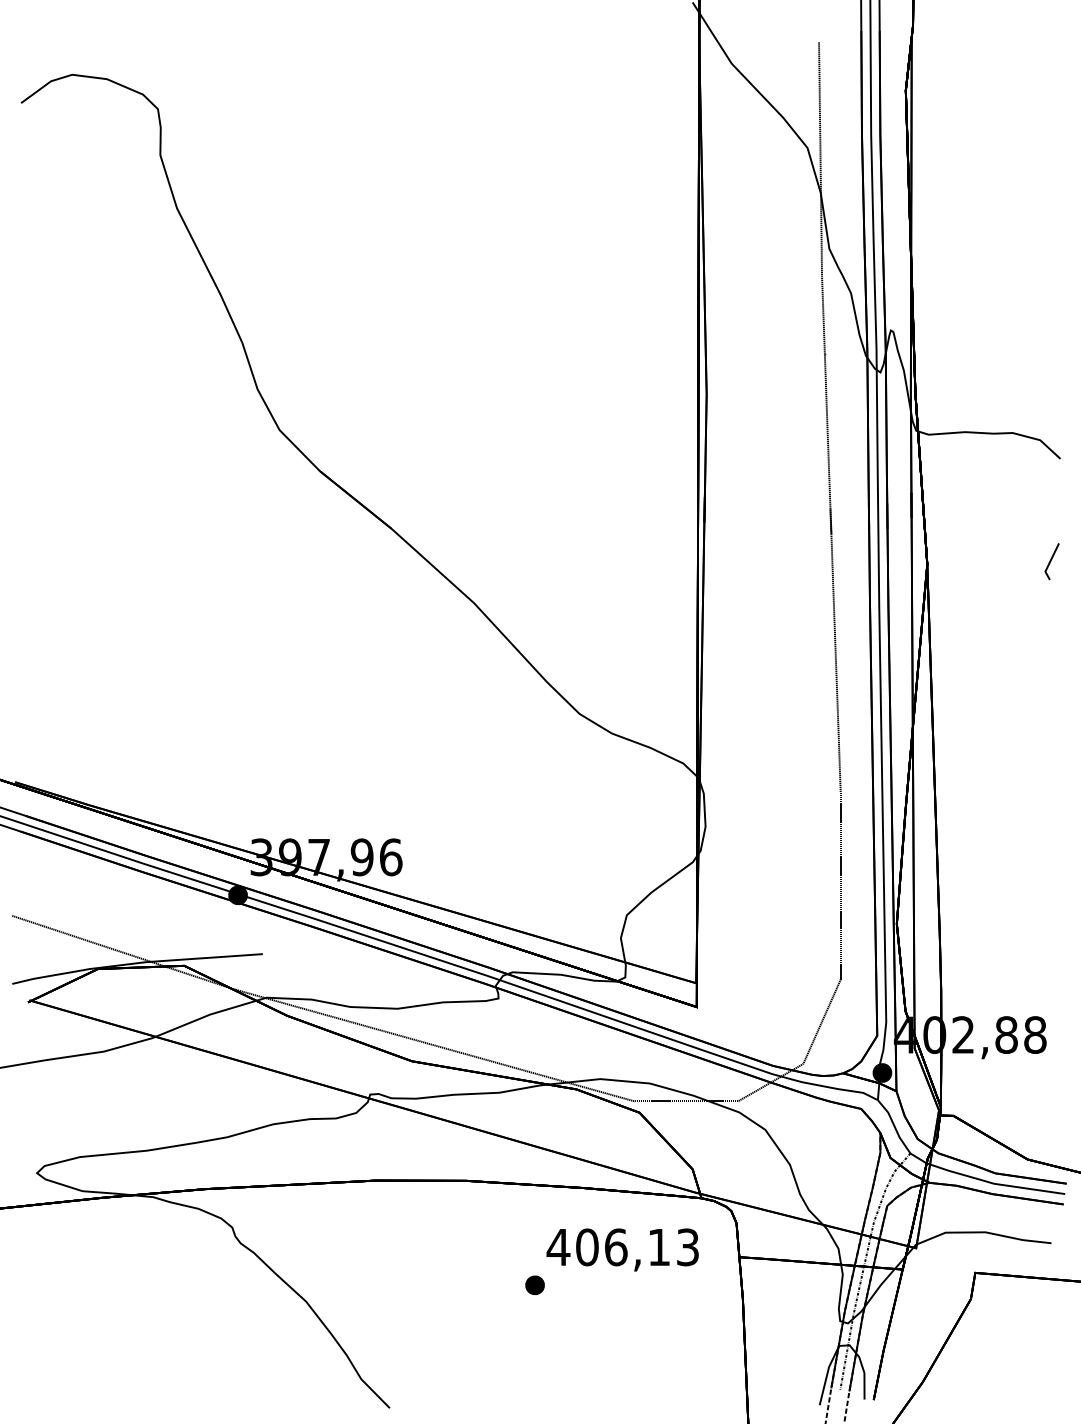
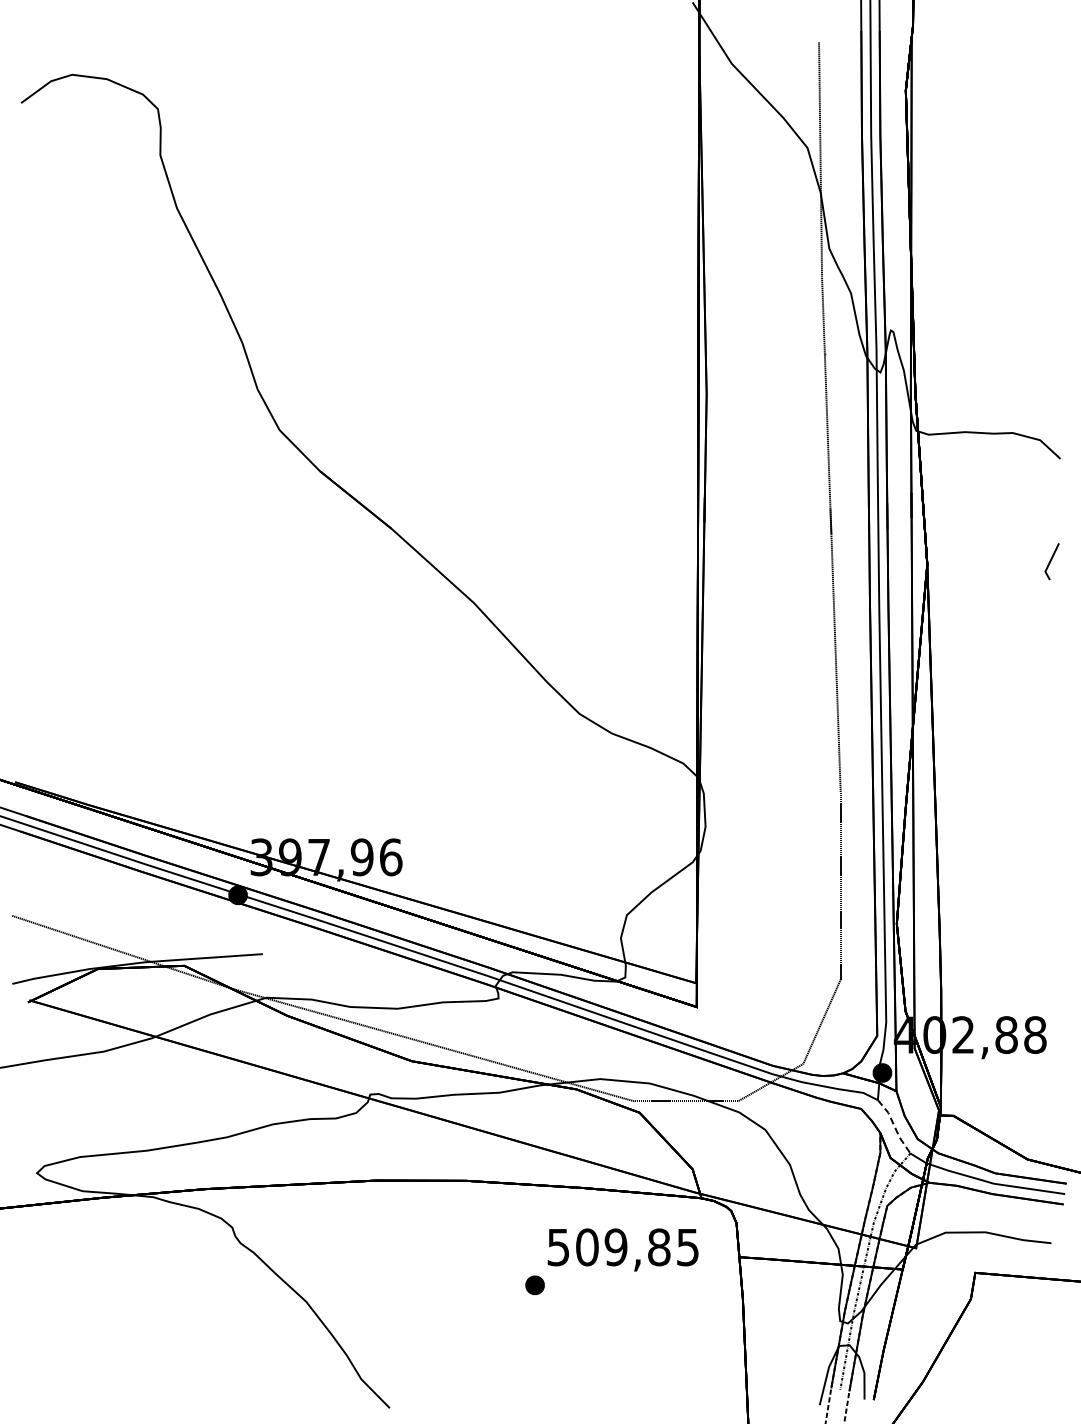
line: solid -> dashed (894, 1126)
text: 406,13 -> 509,85 (622, 1247)
